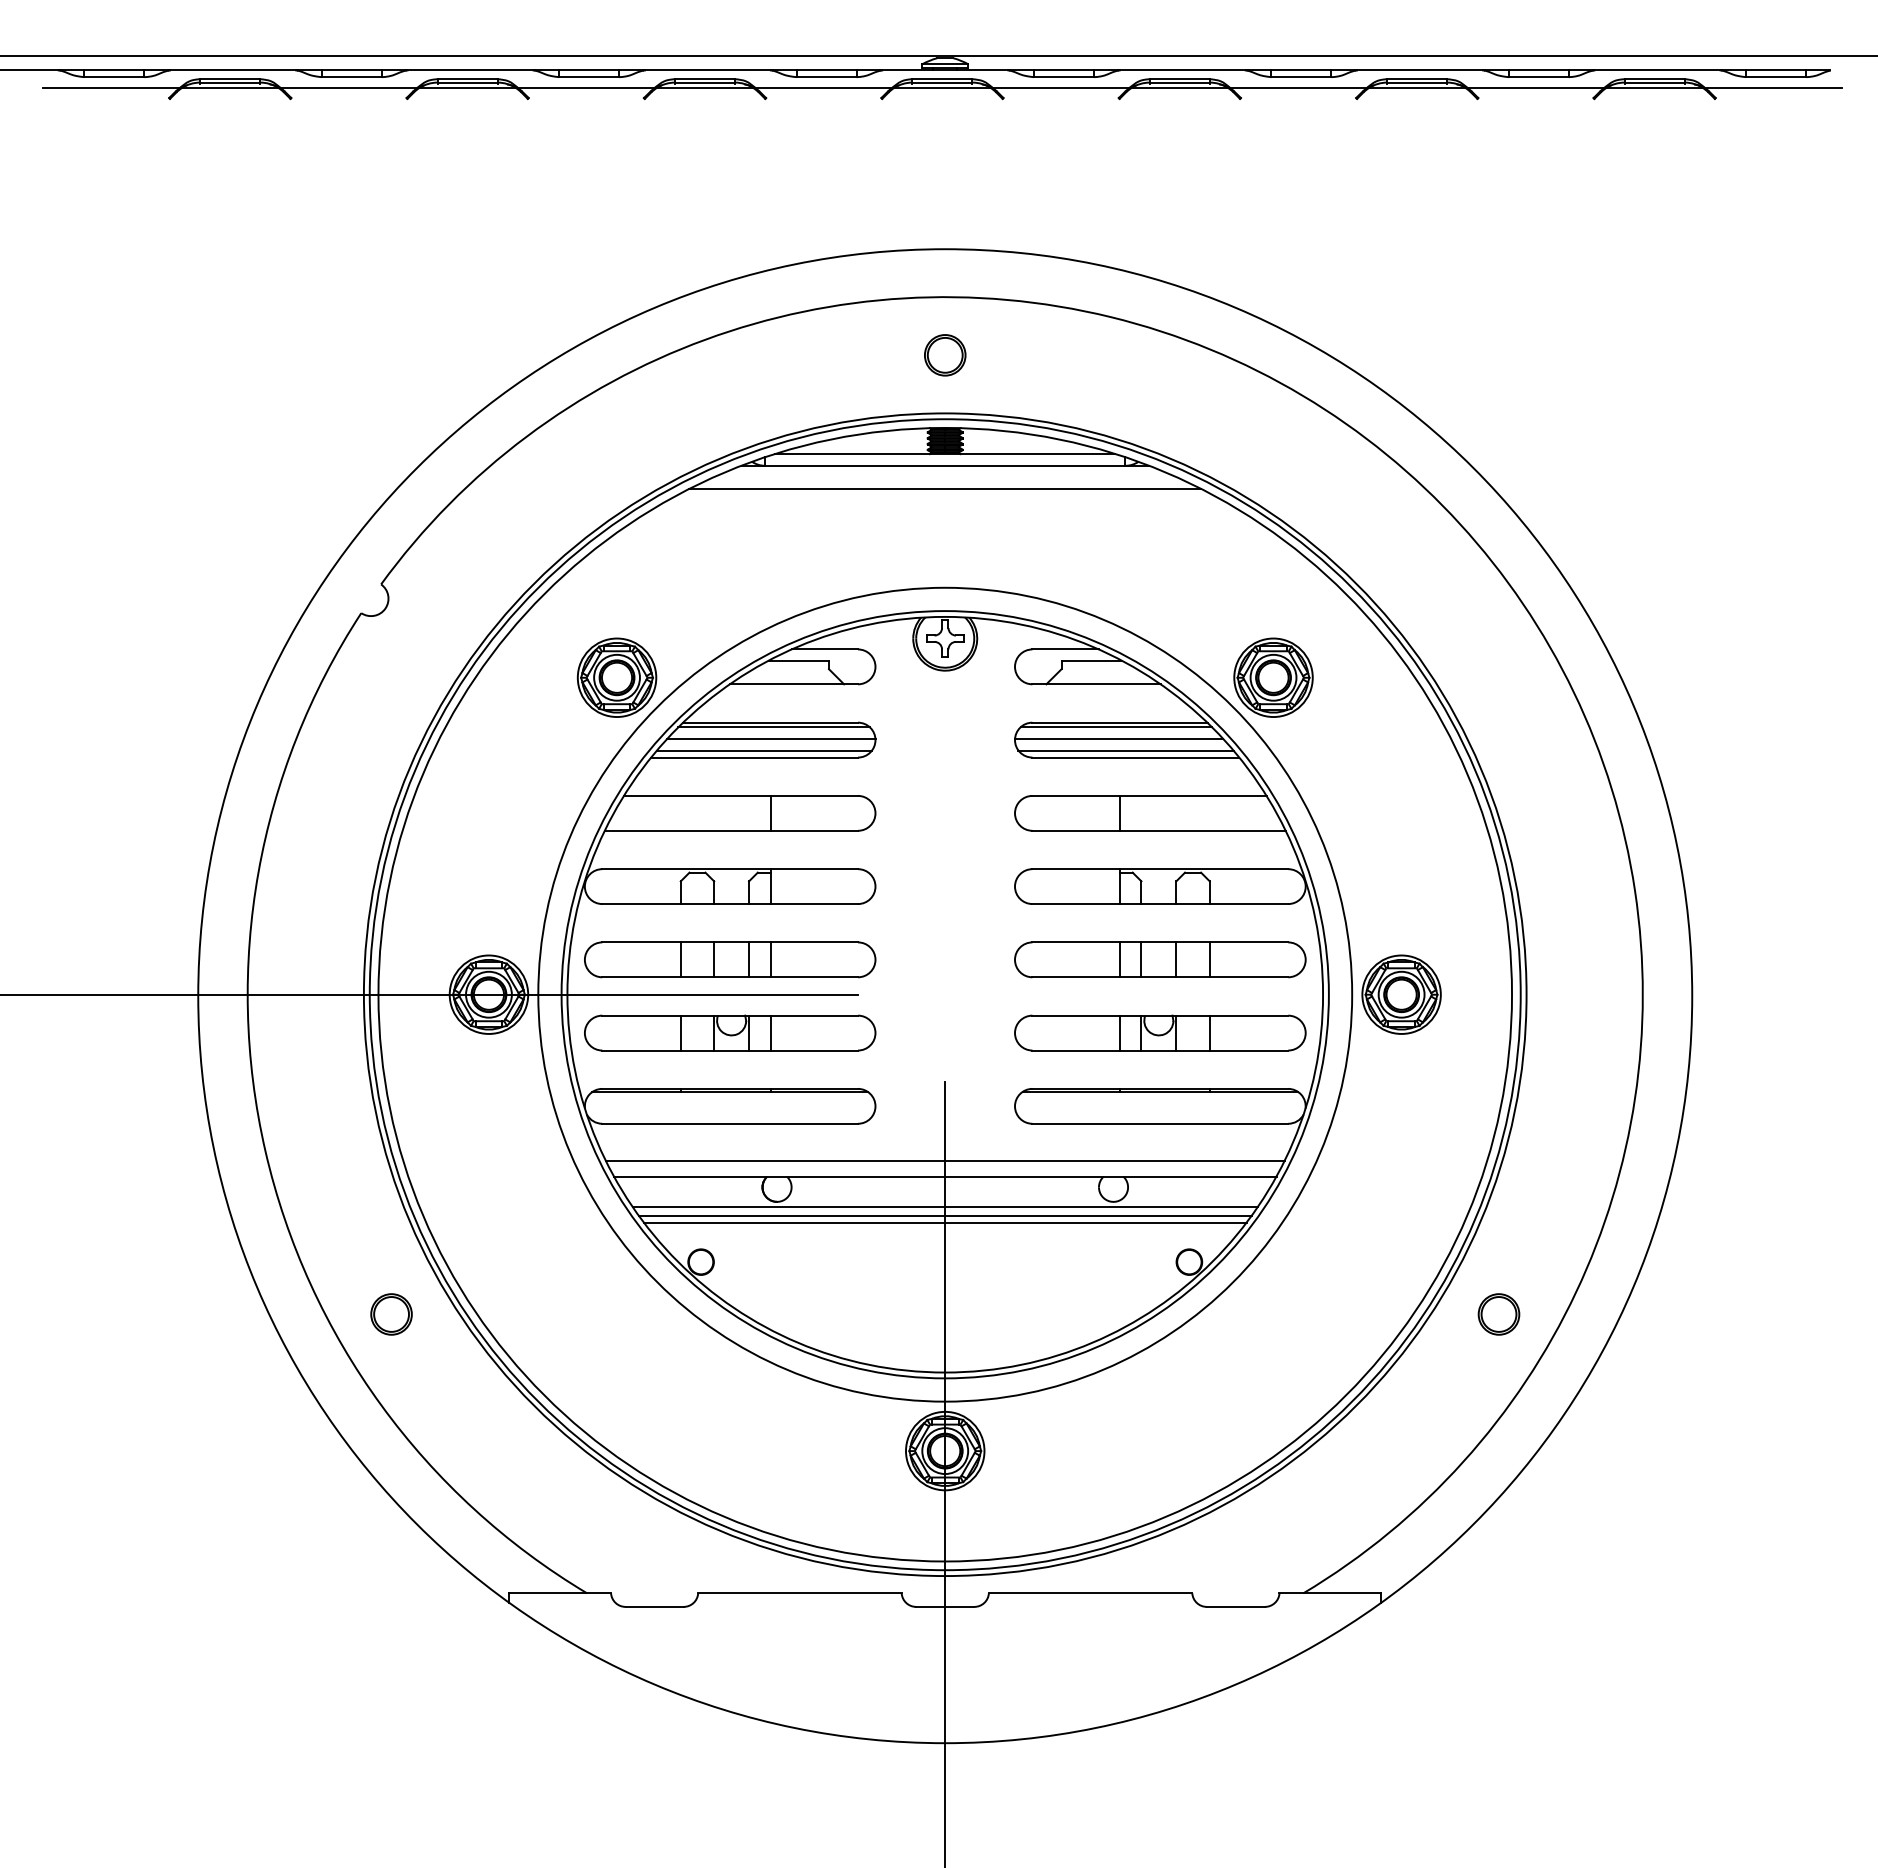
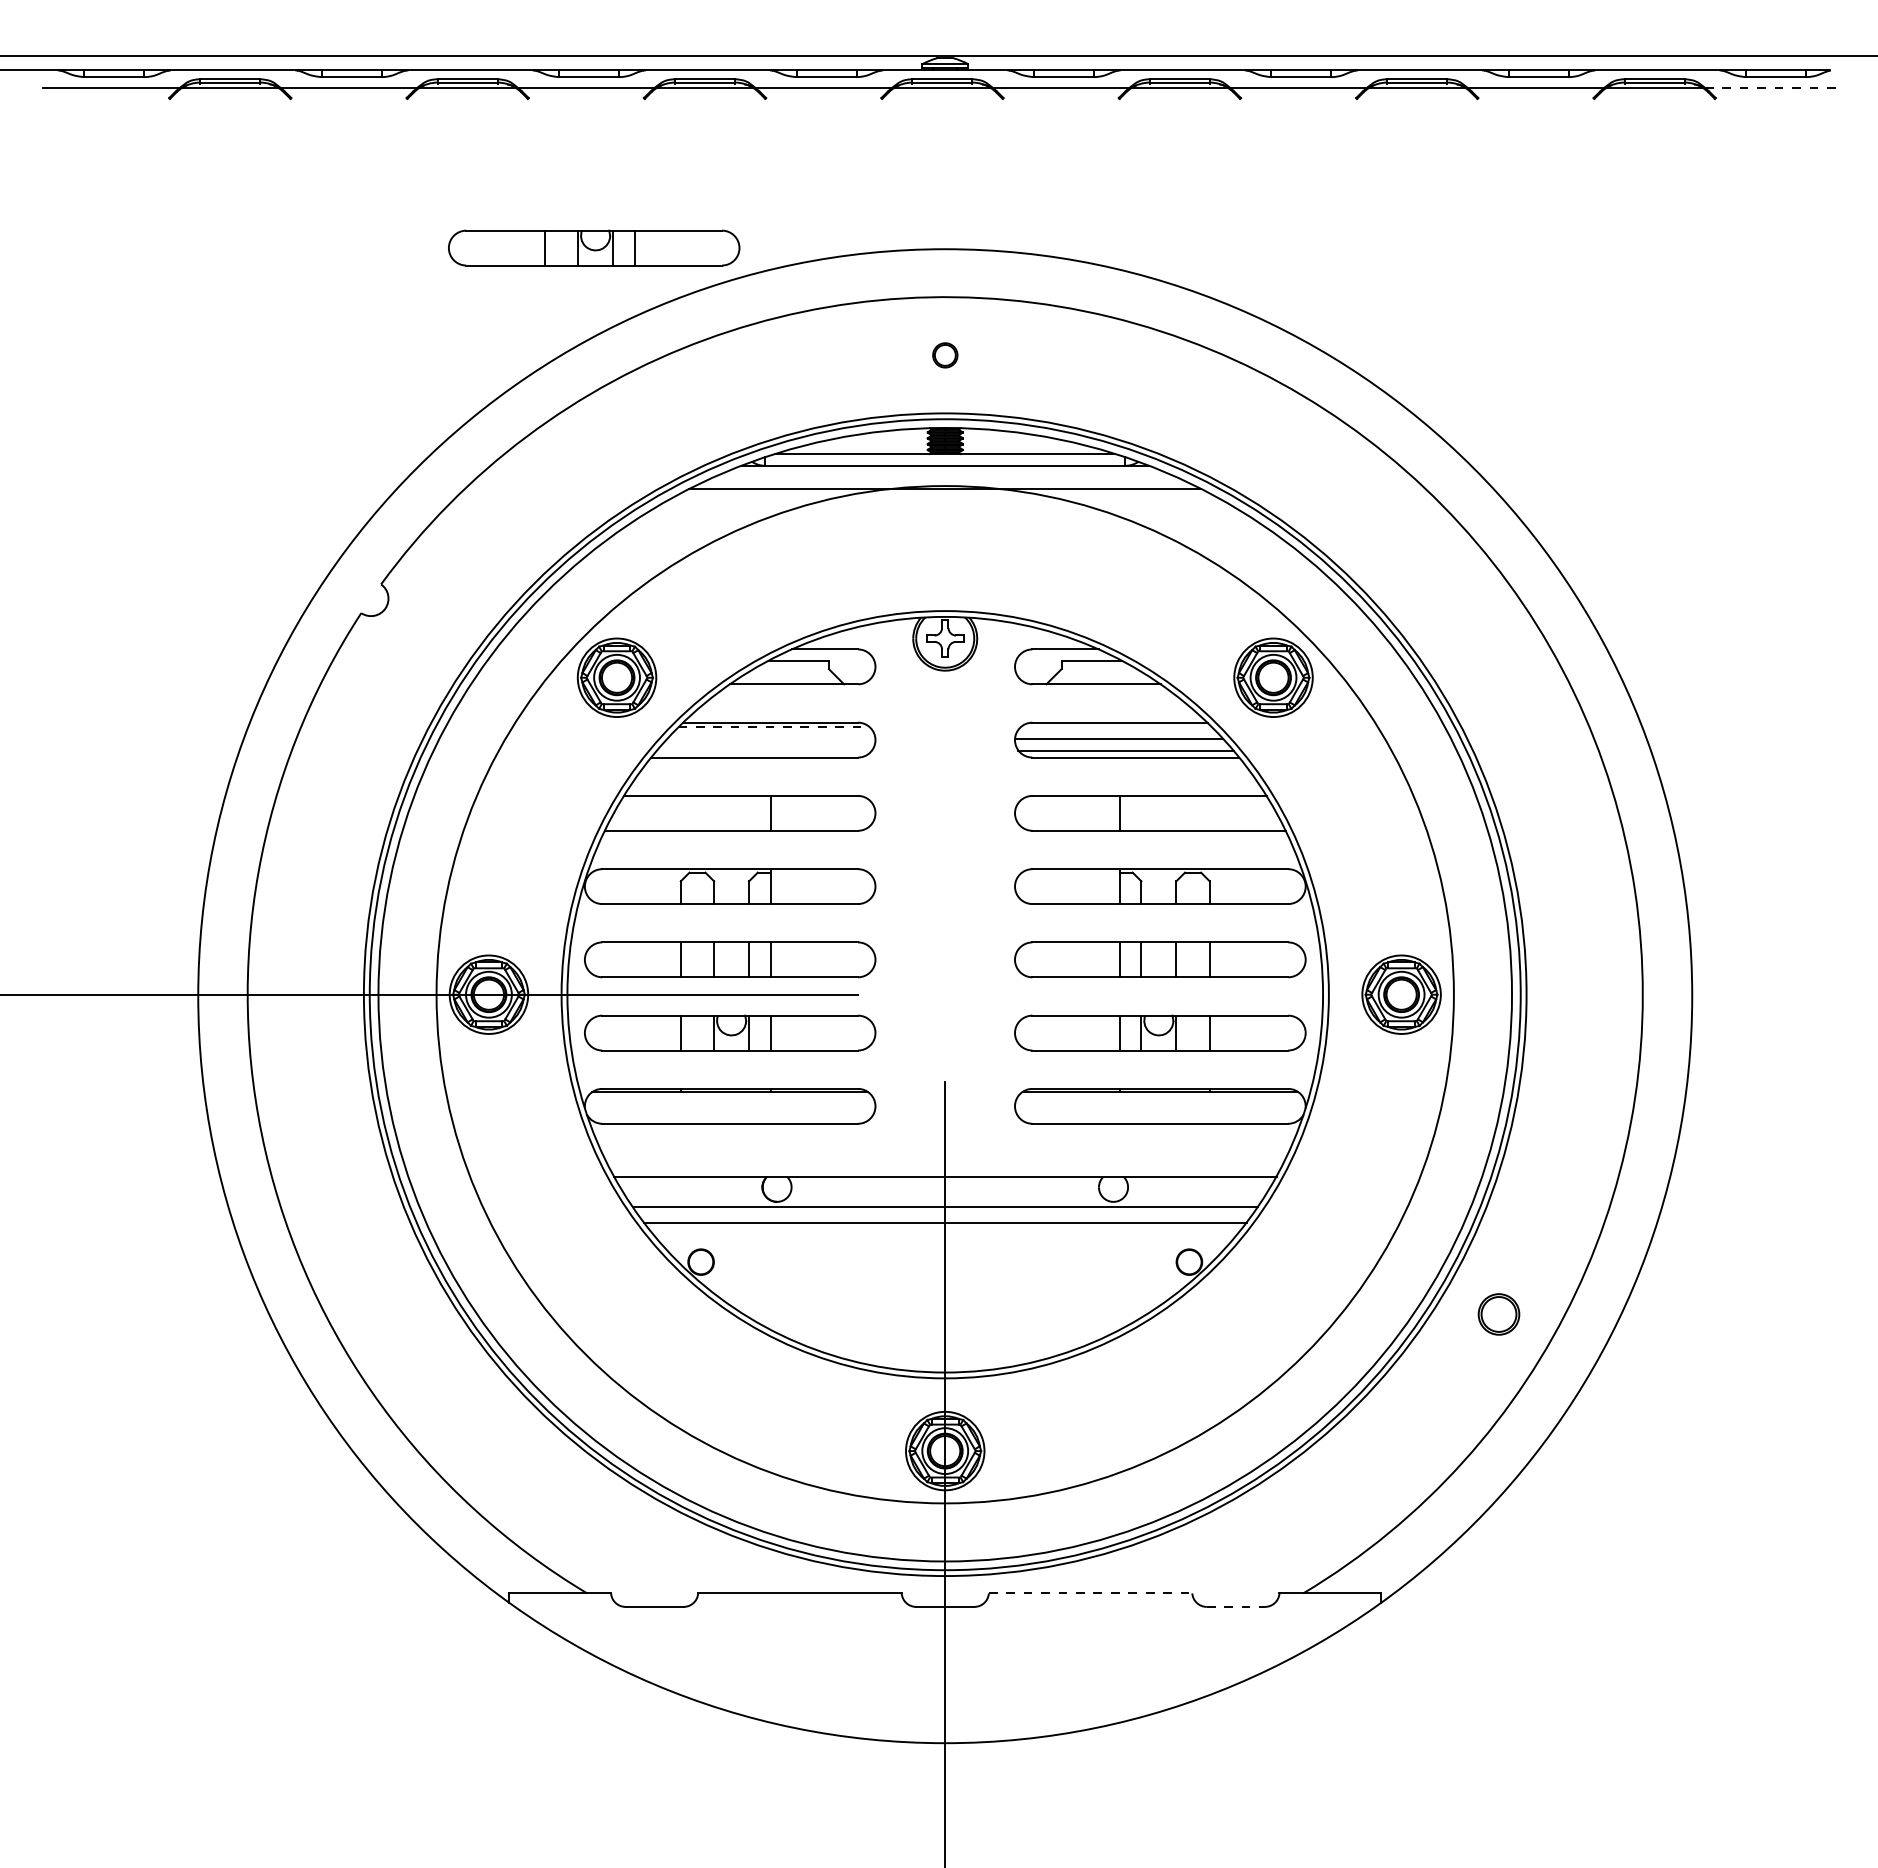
line: solid -> dashed (1773, 87)
part: none -> present (594, 247)
part size: 43x43 px -> 27x27 px (945, 355)
line: solid -> dashed (774, 727)
line: present -> none (1116, 727)
line: present -> none (771, 738)
line: present -> none (764, 750)
circle diameter: 814 px -> 1017 px (944, 994)
line: present -> none (944, 1160)
line: present -> none (944, 1215)
part: present -> none (391, 1314)
line: solid -> dashed (1090, 1593)
line: solid -> dashed (1236, 1606)
